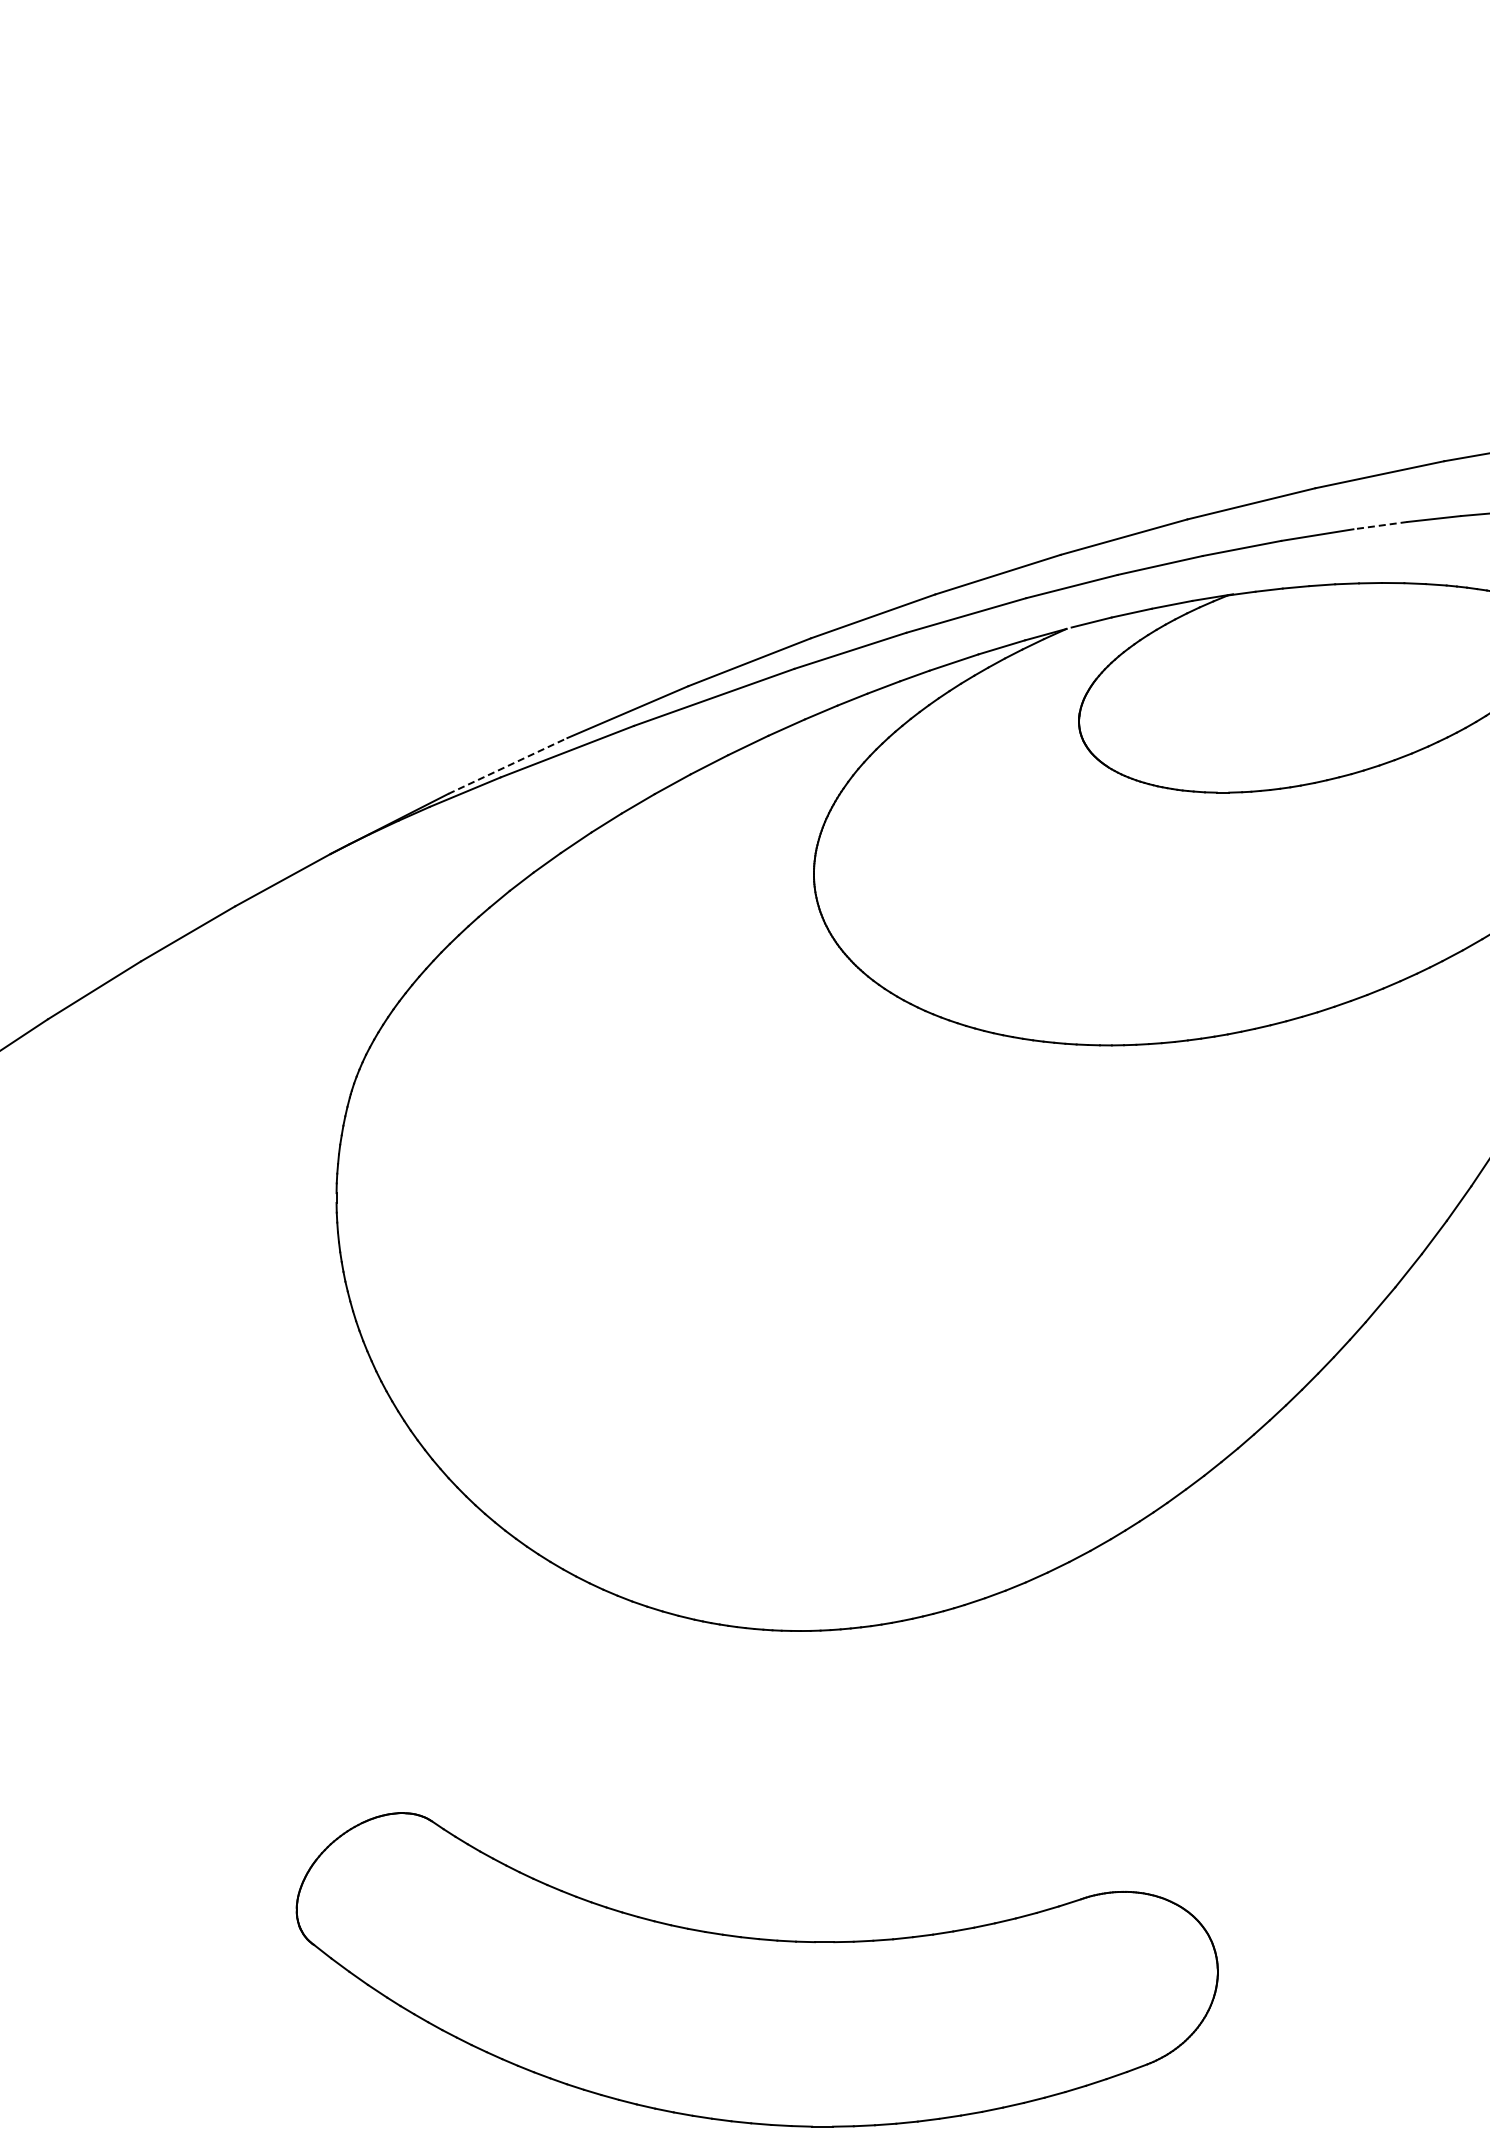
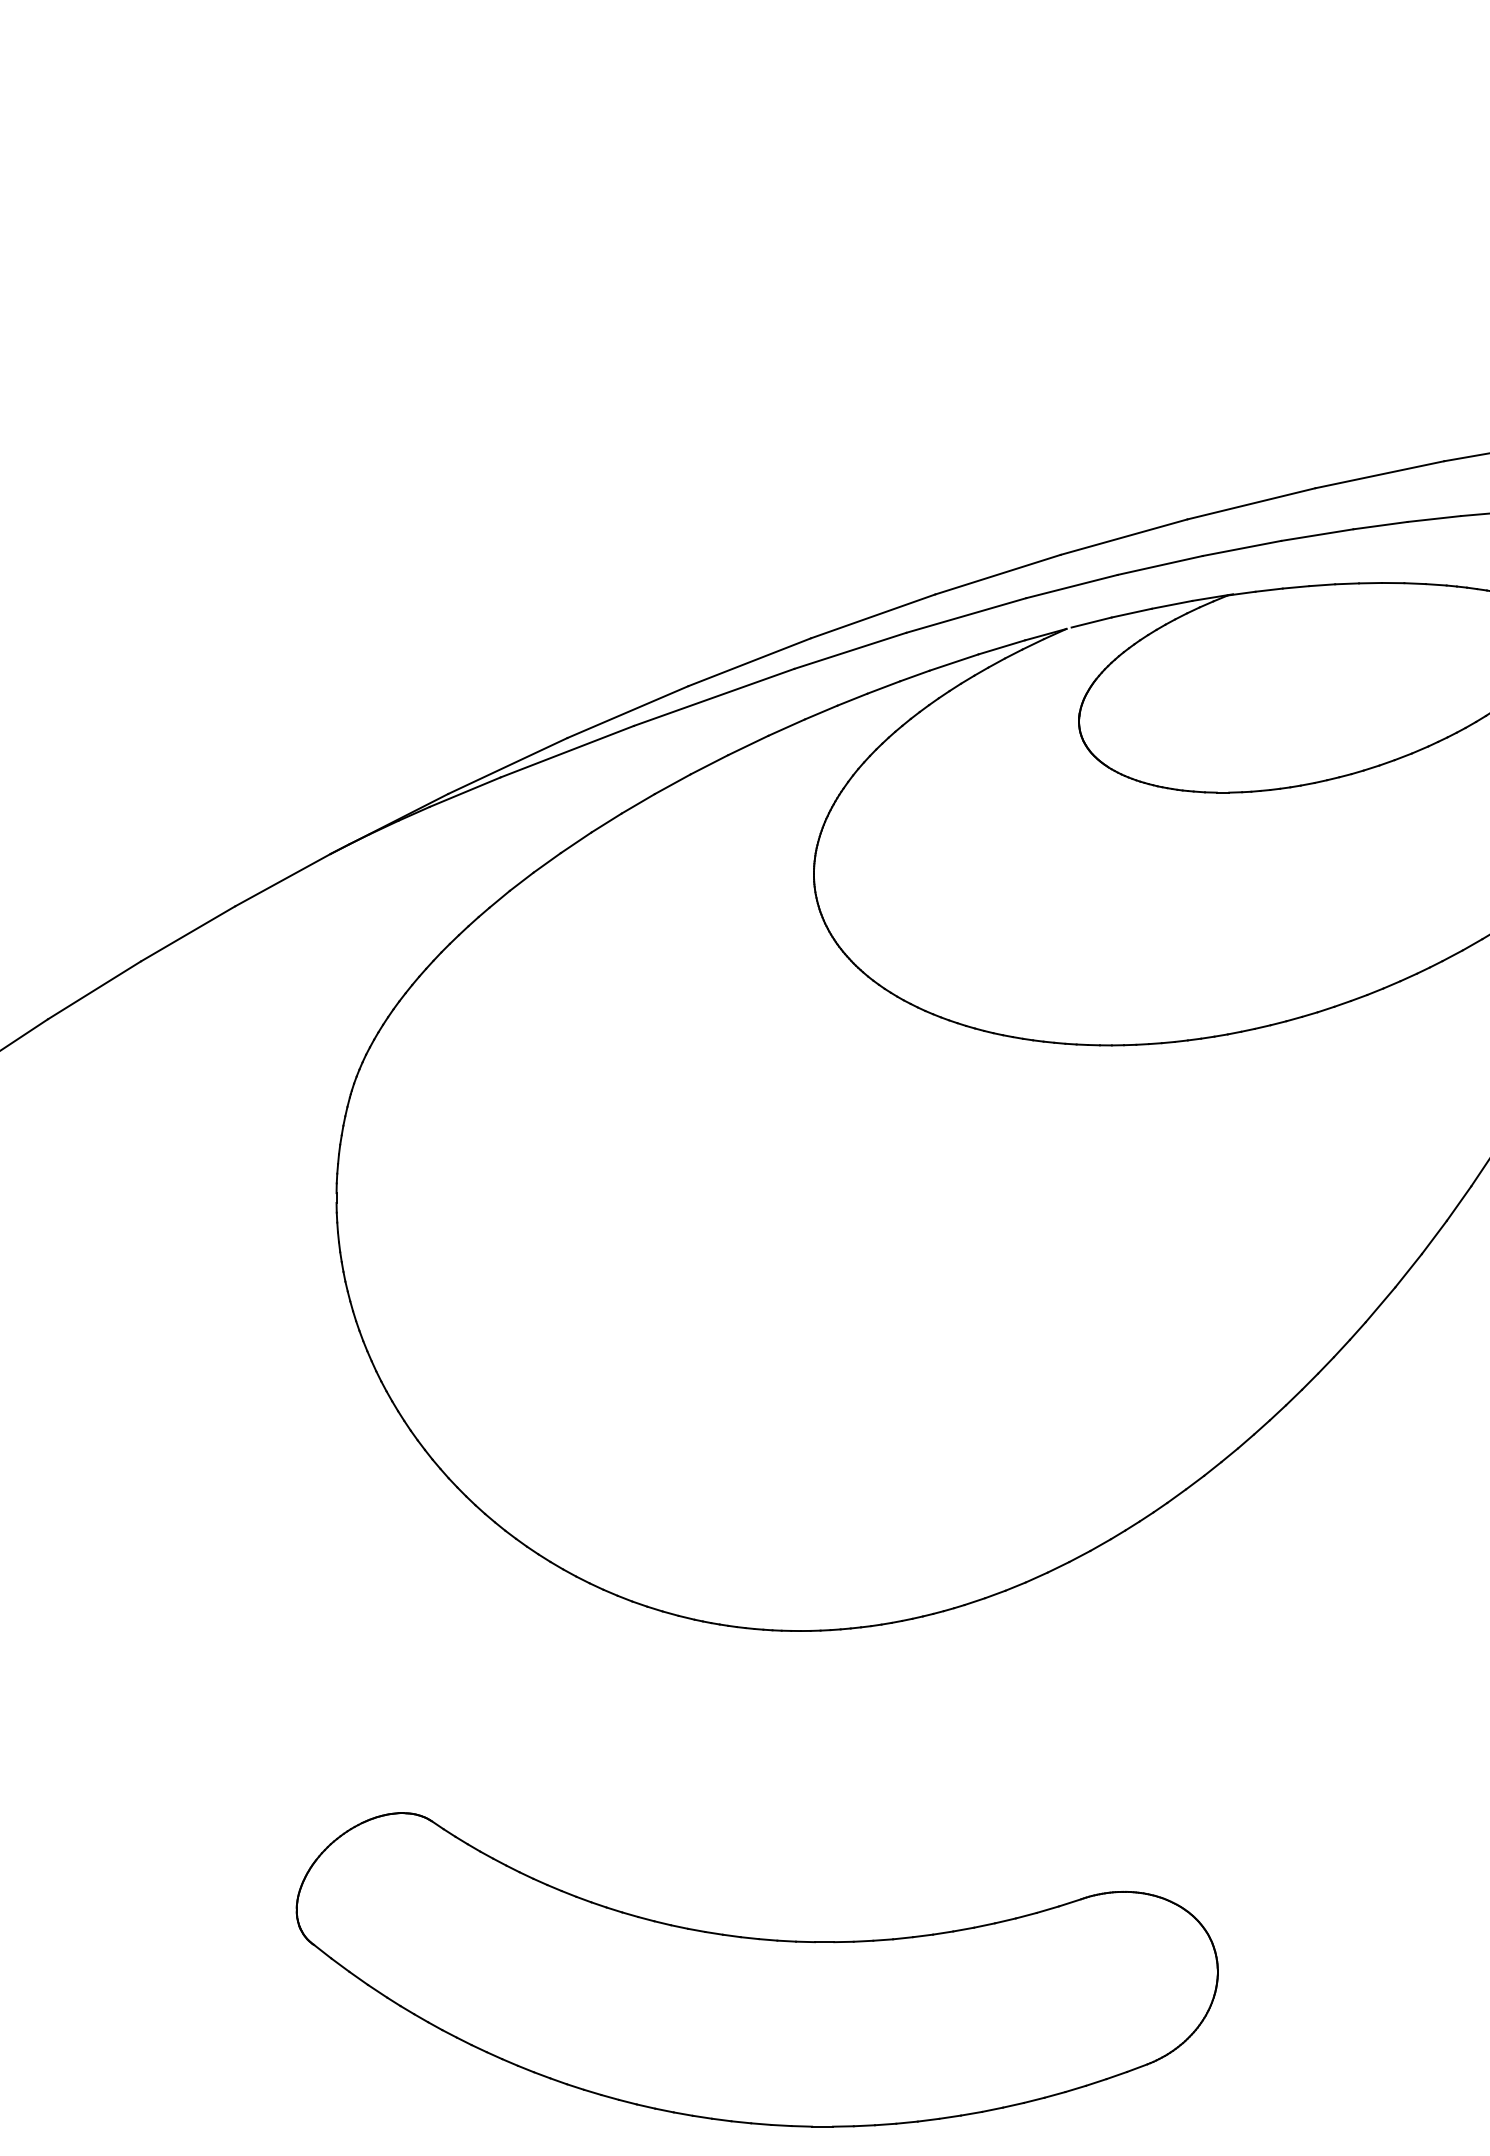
line: dashed -> solid (1379, 525)
line: dashed -> solid (507, 766)
